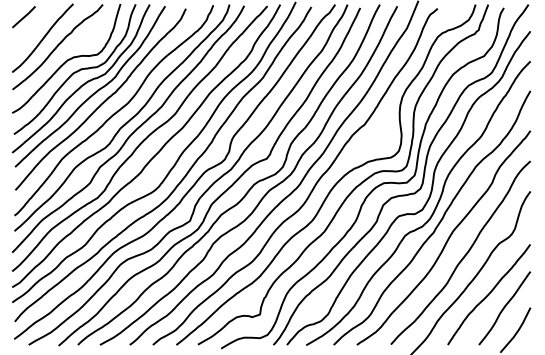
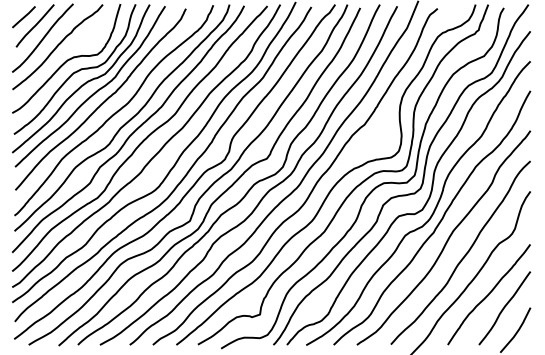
line: none -> present (34, 25)
